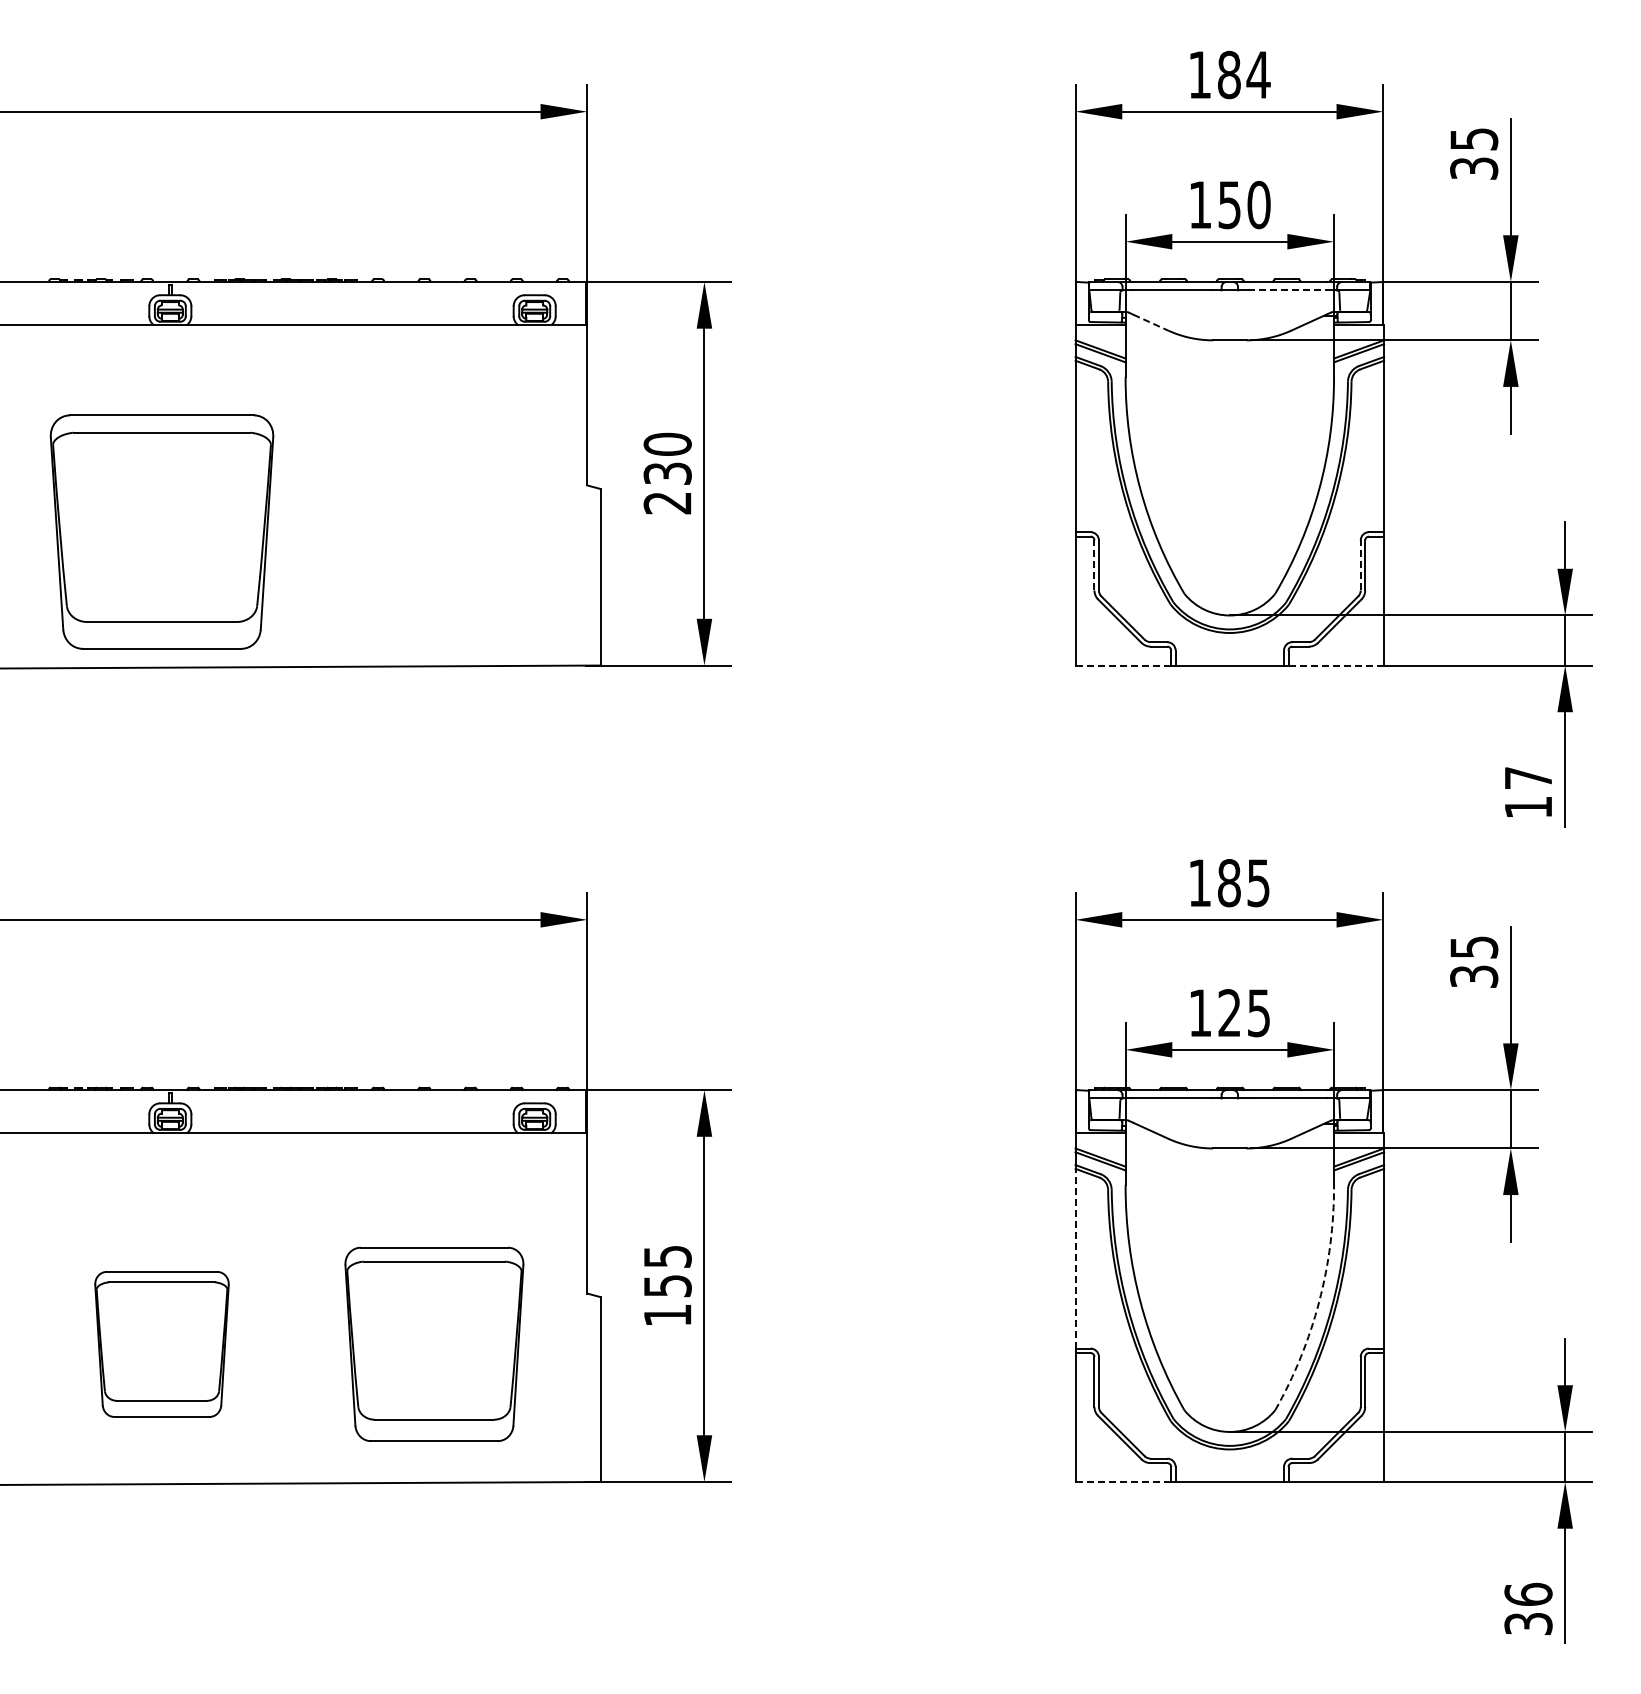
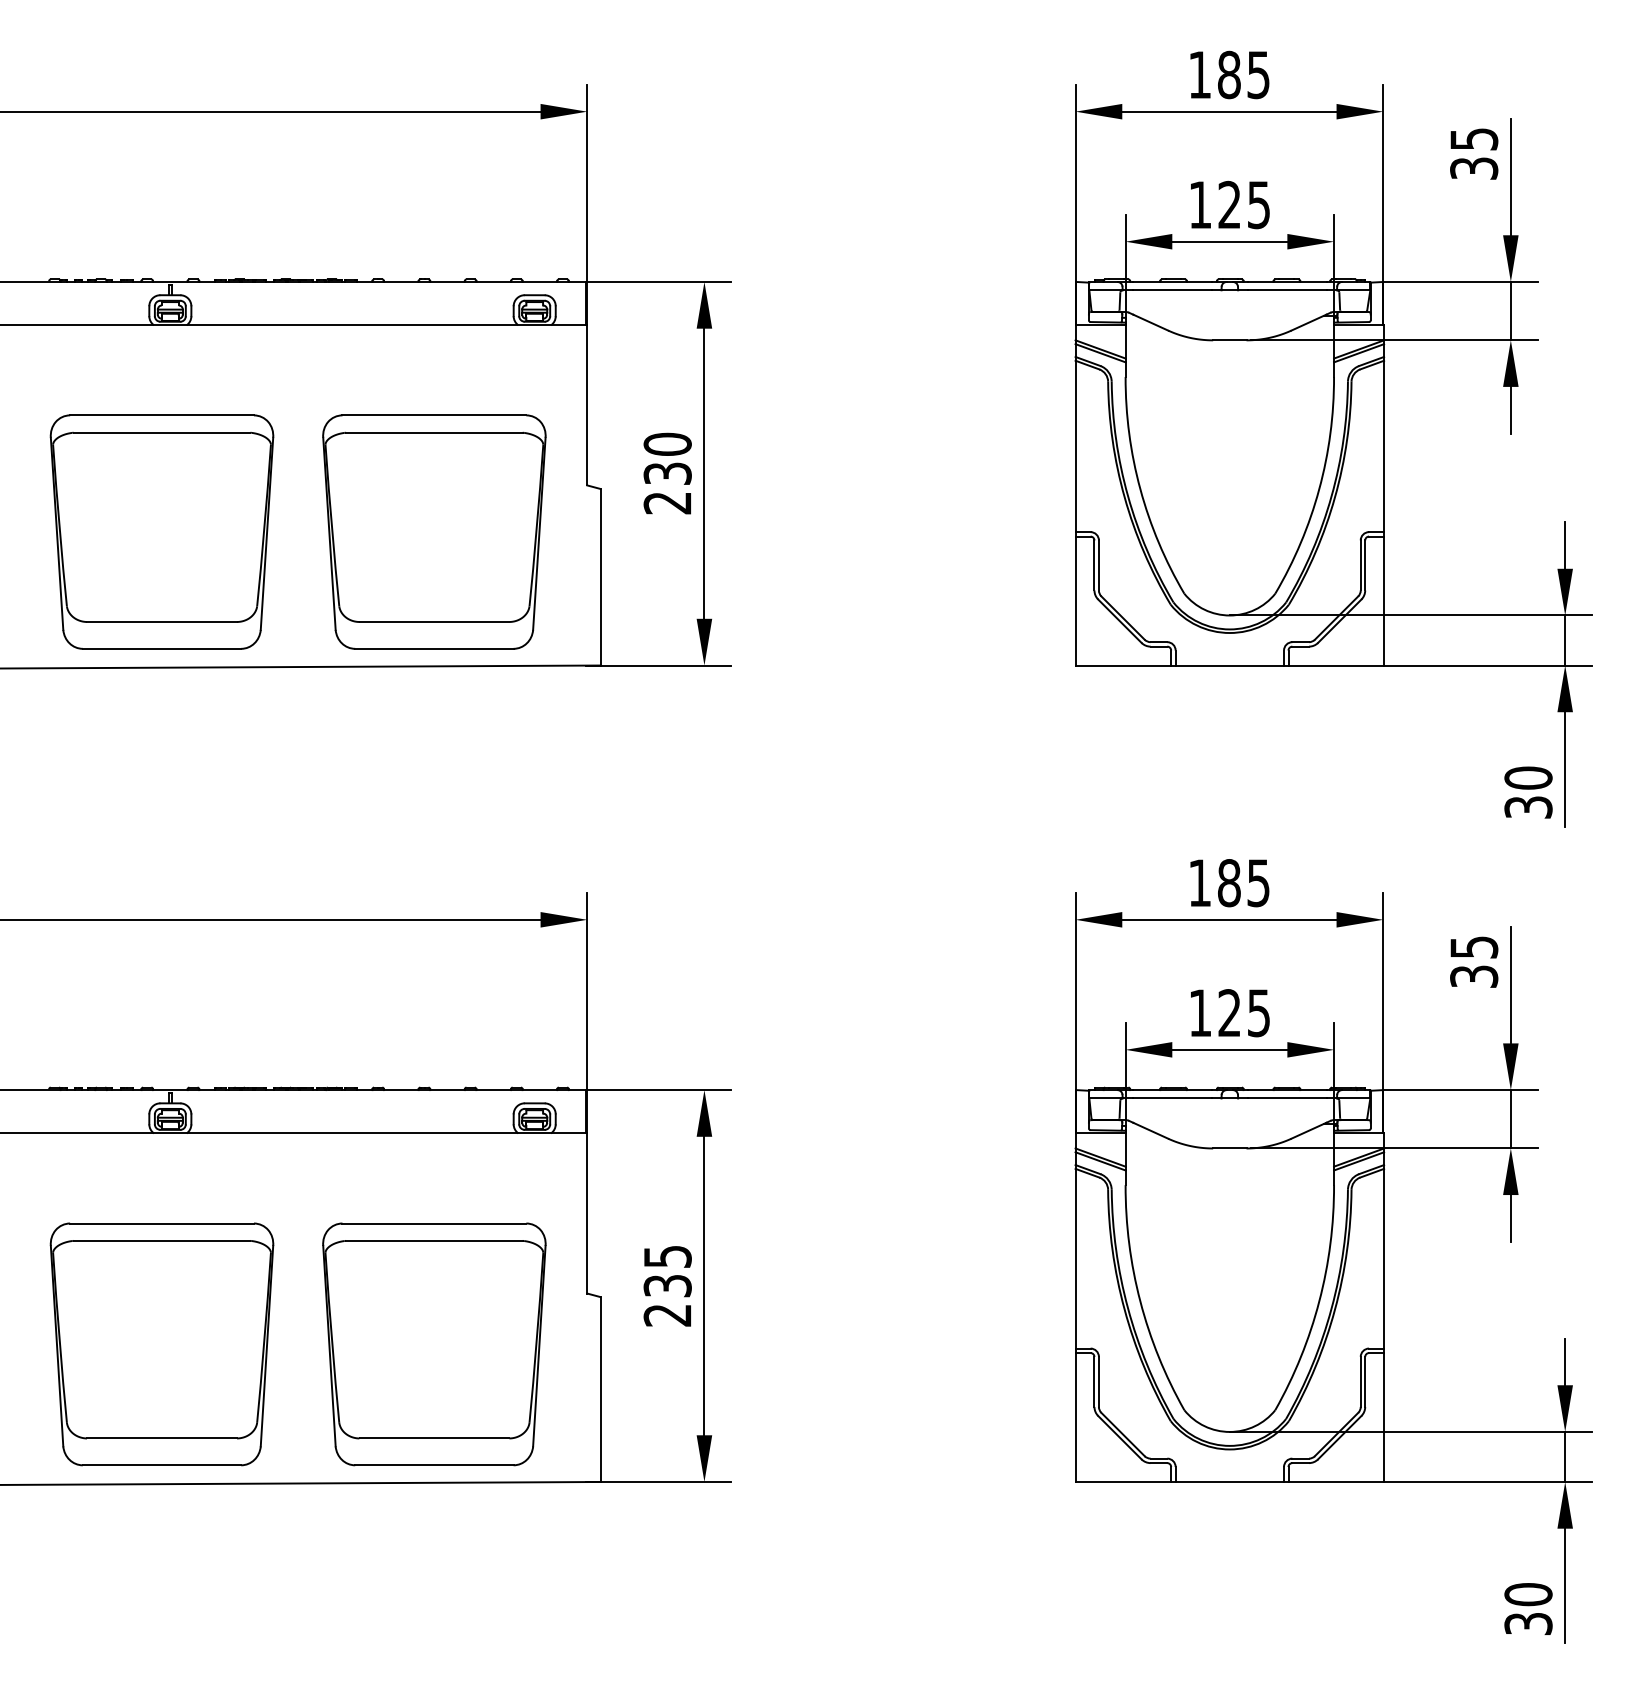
text: 184 -> 185 (1258, 75)
text: 150 -> 125 (1244, 204)
line: dashed -> solid (1288, 290)
line: dashed -> solid (1151, 322)
part: none -> present (434, 531)
line: dashed -> solid (1094, 564)
line: dashed -> solid (1360, 564)
line: dashed -> solid (1123, 665)
line: dashed -> solid (1336, 665)
text: 17 -> 30 (1528, 792)
line: dashed -> solid (1075, 1258)
text: 155 -> 235 (667, 1300)
arc: dashed -> solid (1319, 1301)
part size: 181x196 px -> 225x245 px (434, 1344)
part size: 136x147 px -> 226x245 px (161, 1344)
line: dashed -> solid (1123, 1481)
text: 36 -> 30 (1528, 1594)
